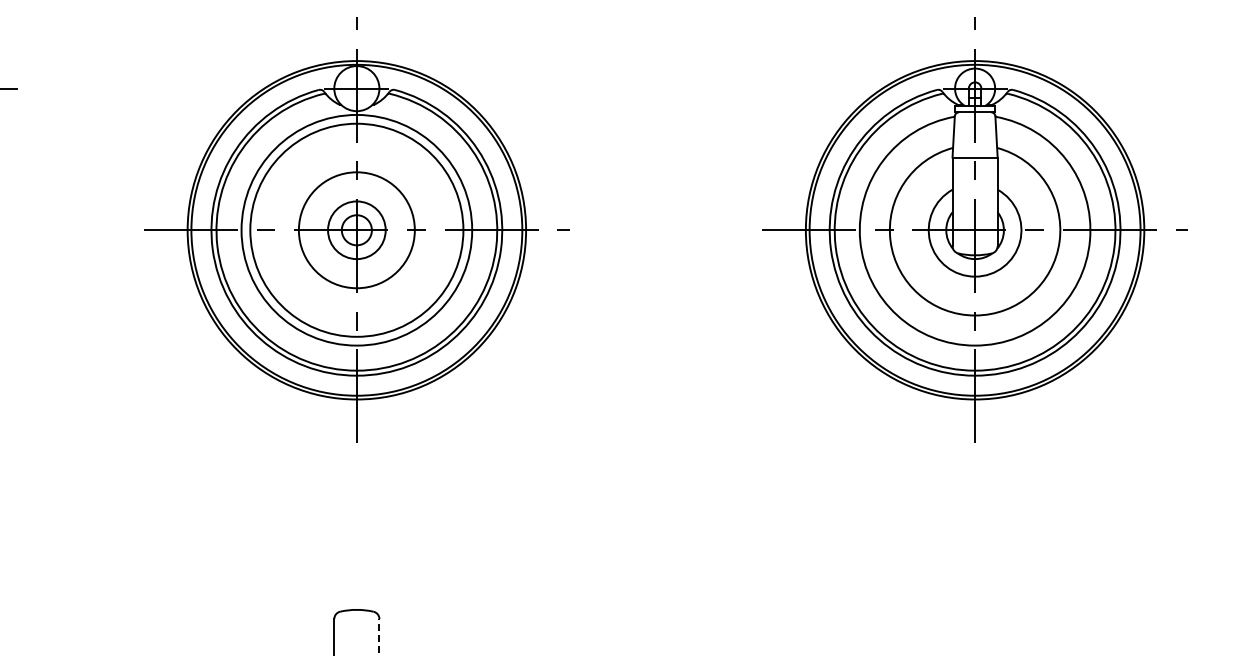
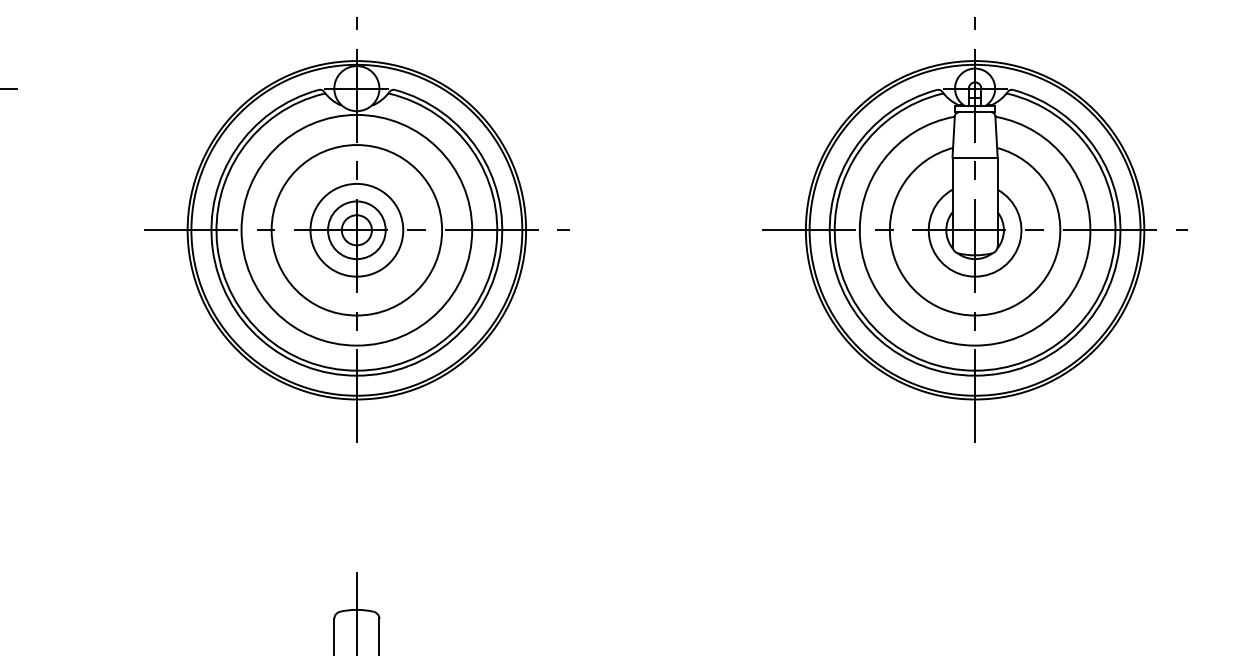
circle diameter: 213 px -> 170 px (356, 230)
circle diameter: 116 px -> 93 px (356, 229)
line: none -> present (356, 612)
line: dashed -> solid (379, 636)
